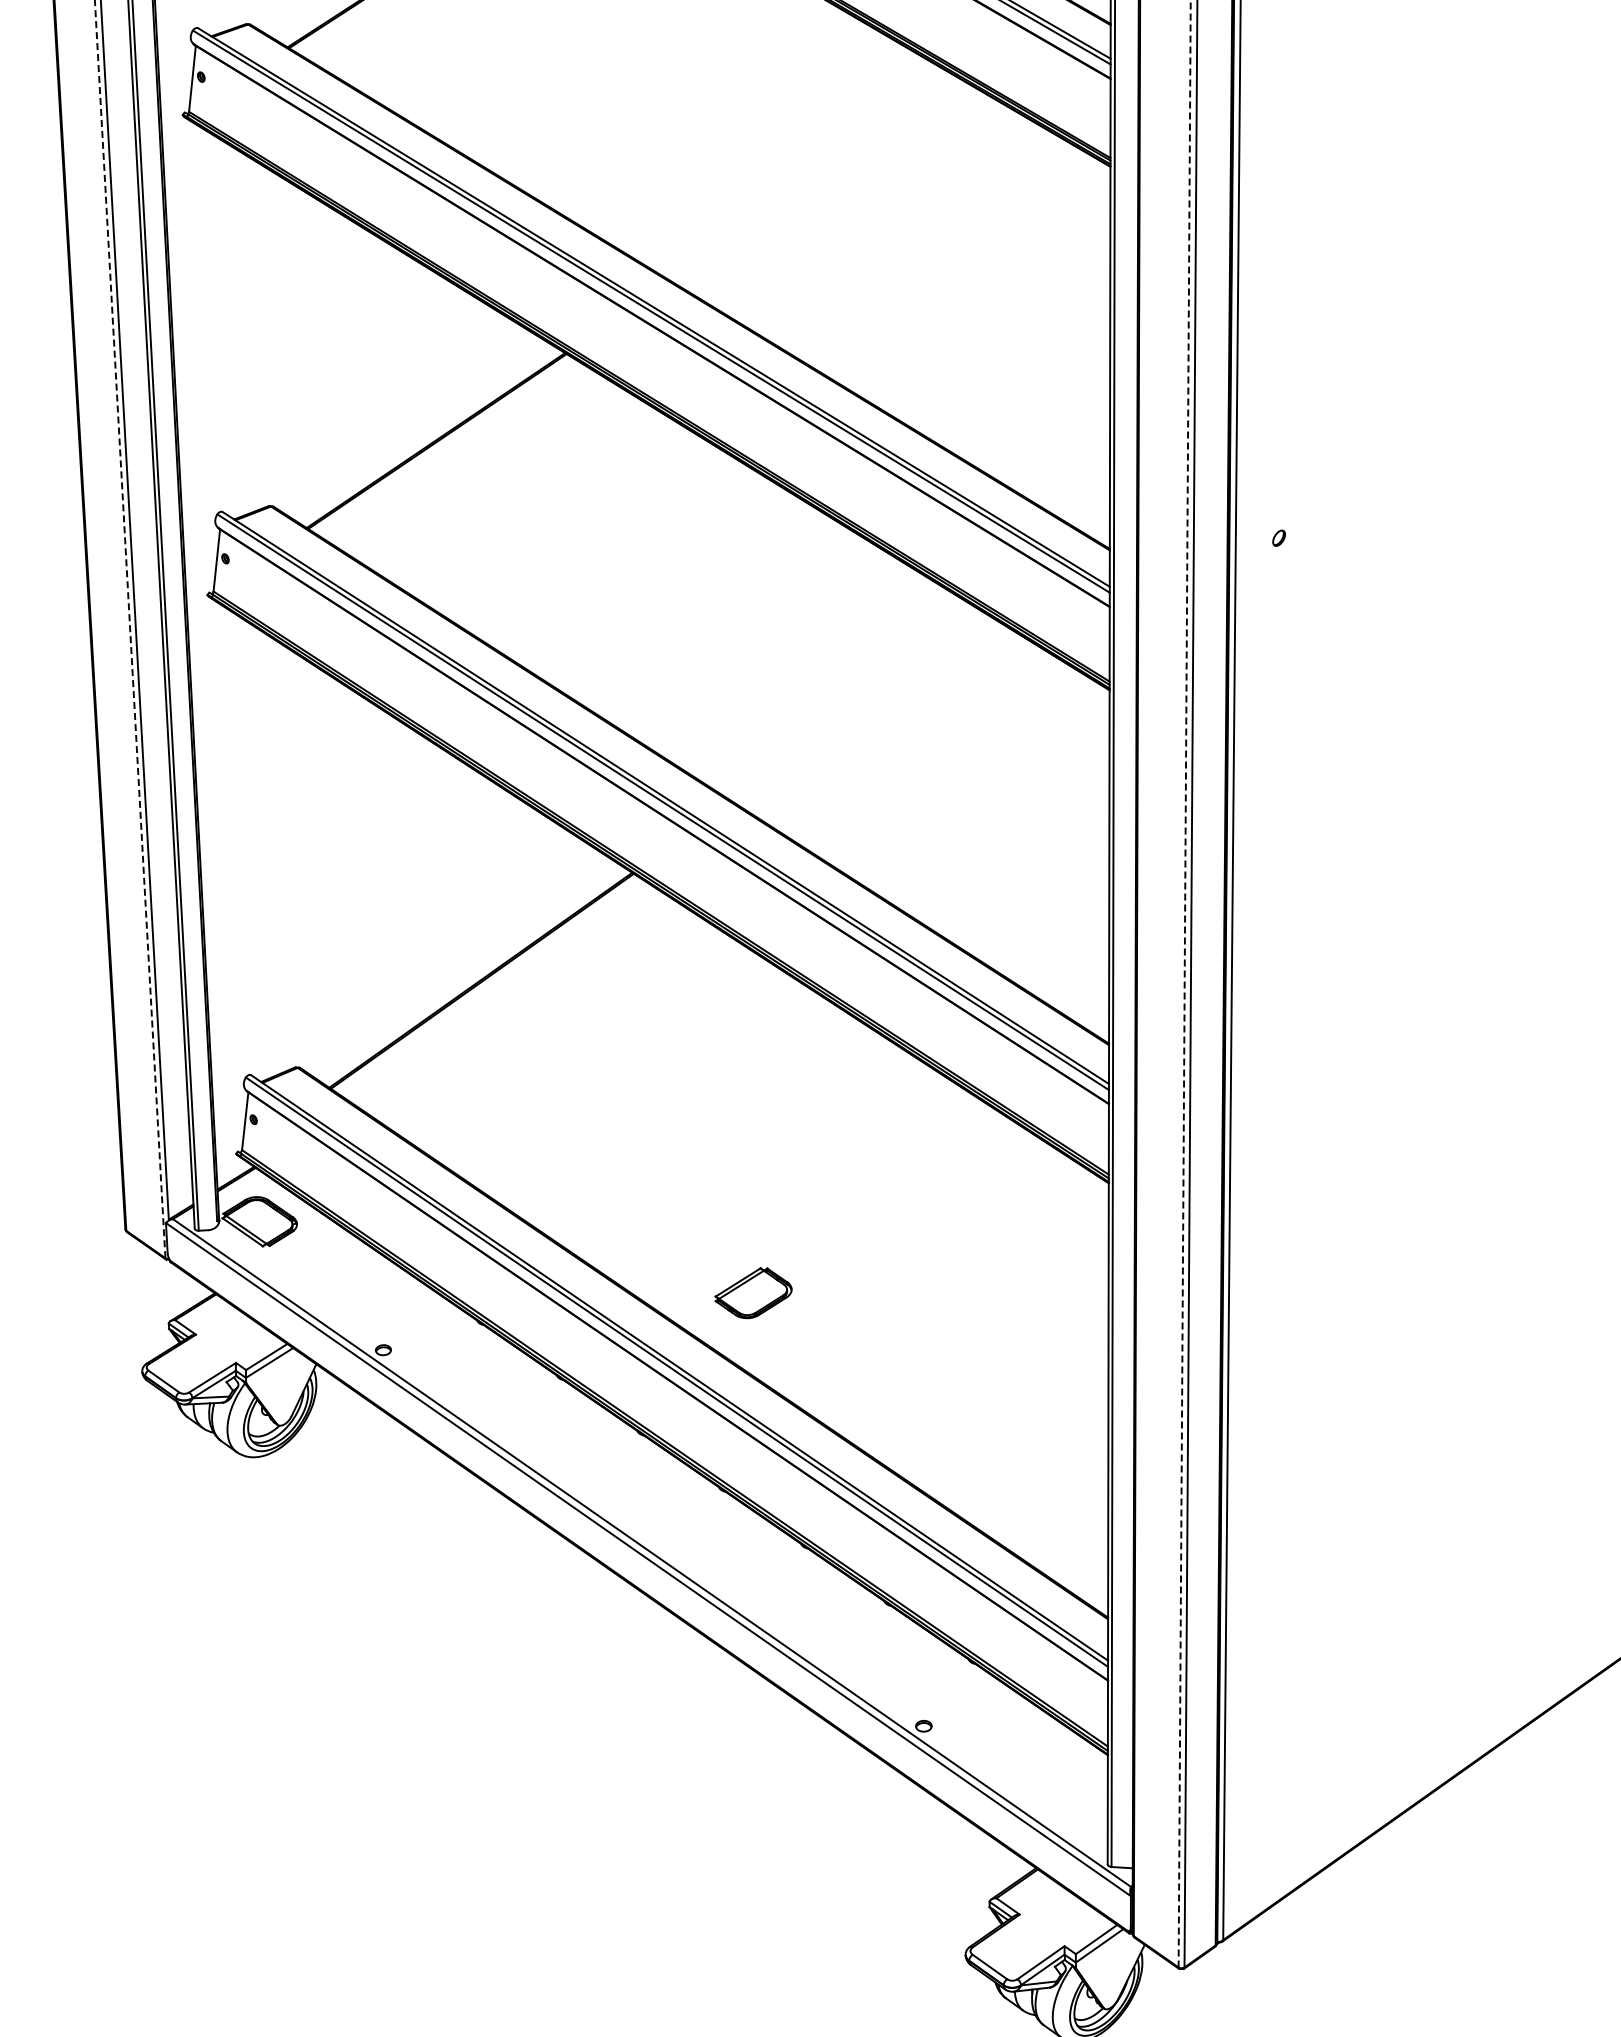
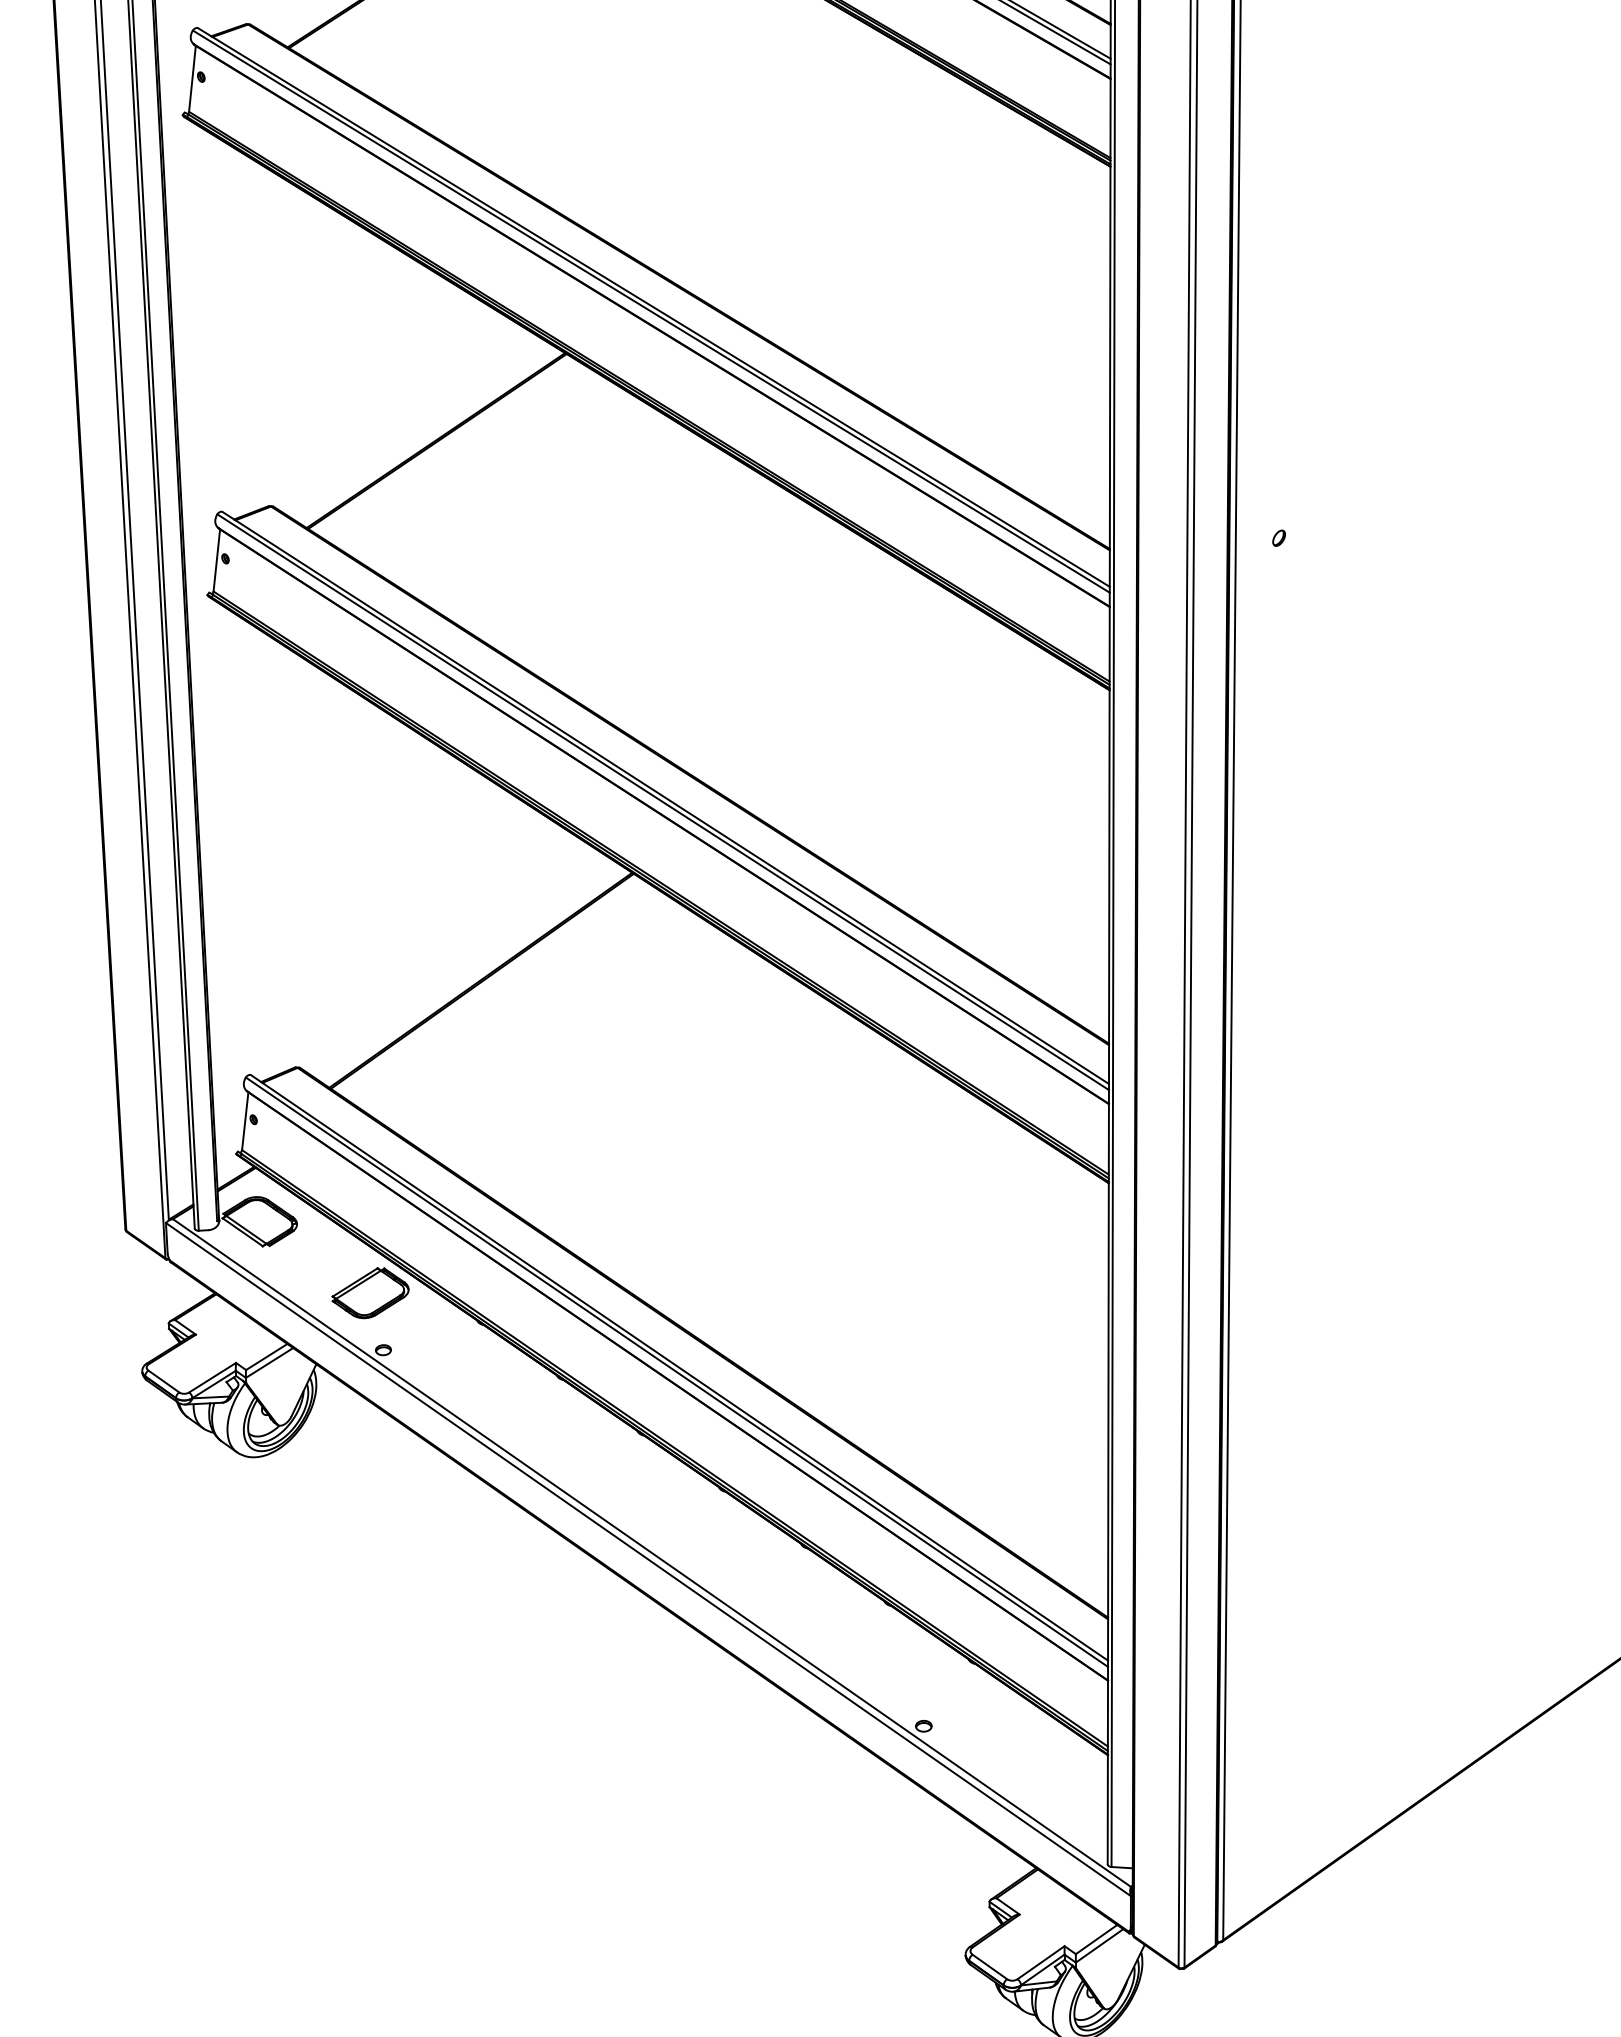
line: dashed -> solid (130, 629)
line: dashed -> solid (1184, 983)
part position: (753, 1293) -> (370, 1293) (370, 1293)
